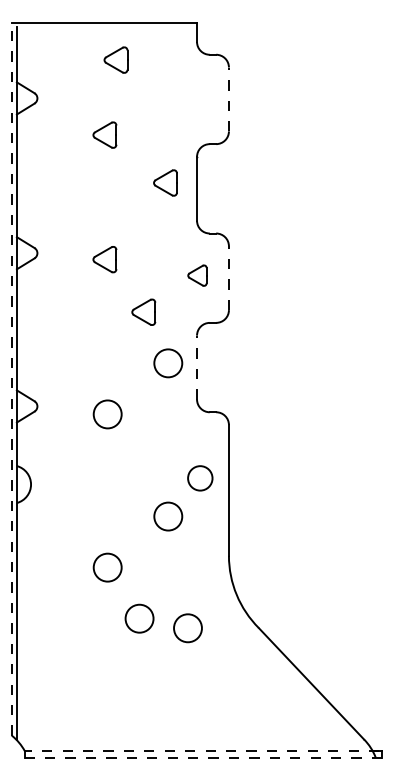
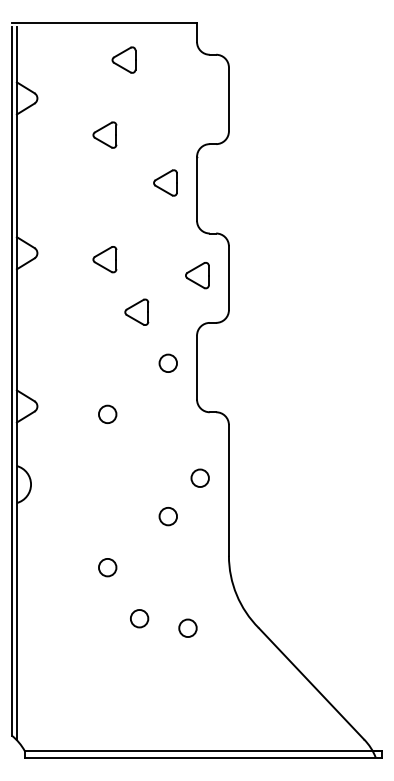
part position: (115, 59) -> (123, 59) (123, 59)
line: dashed -> solid (228, 99)
part size: 21x23 px -> 25x28 px (197, 275)
line: dashed -> solid (228, 278)
part position: (143, 311) -> (136, 311) (136, 311)
circle diameter: 28 px -> 17 px (168, 363)
line: dashed -> solid (197, 367)
line: dashed -> solid (11, 381)
circle diameter: 28 px -> 17 px (107, 414)
circle size: 27x27 px -> 20x20 px (199, 477)
circle diameter: 28 px -> 17 px (168, 516)
circle diameter: 28 px -> 17 px (107, 567)
circle diameter: 28 px -> 17 px (139, 618)
circle diameter: 28 px -> 17 px (187, 628)
line: dashed -> solid (201, 751)
line: dashed -> solid (203, 757)
